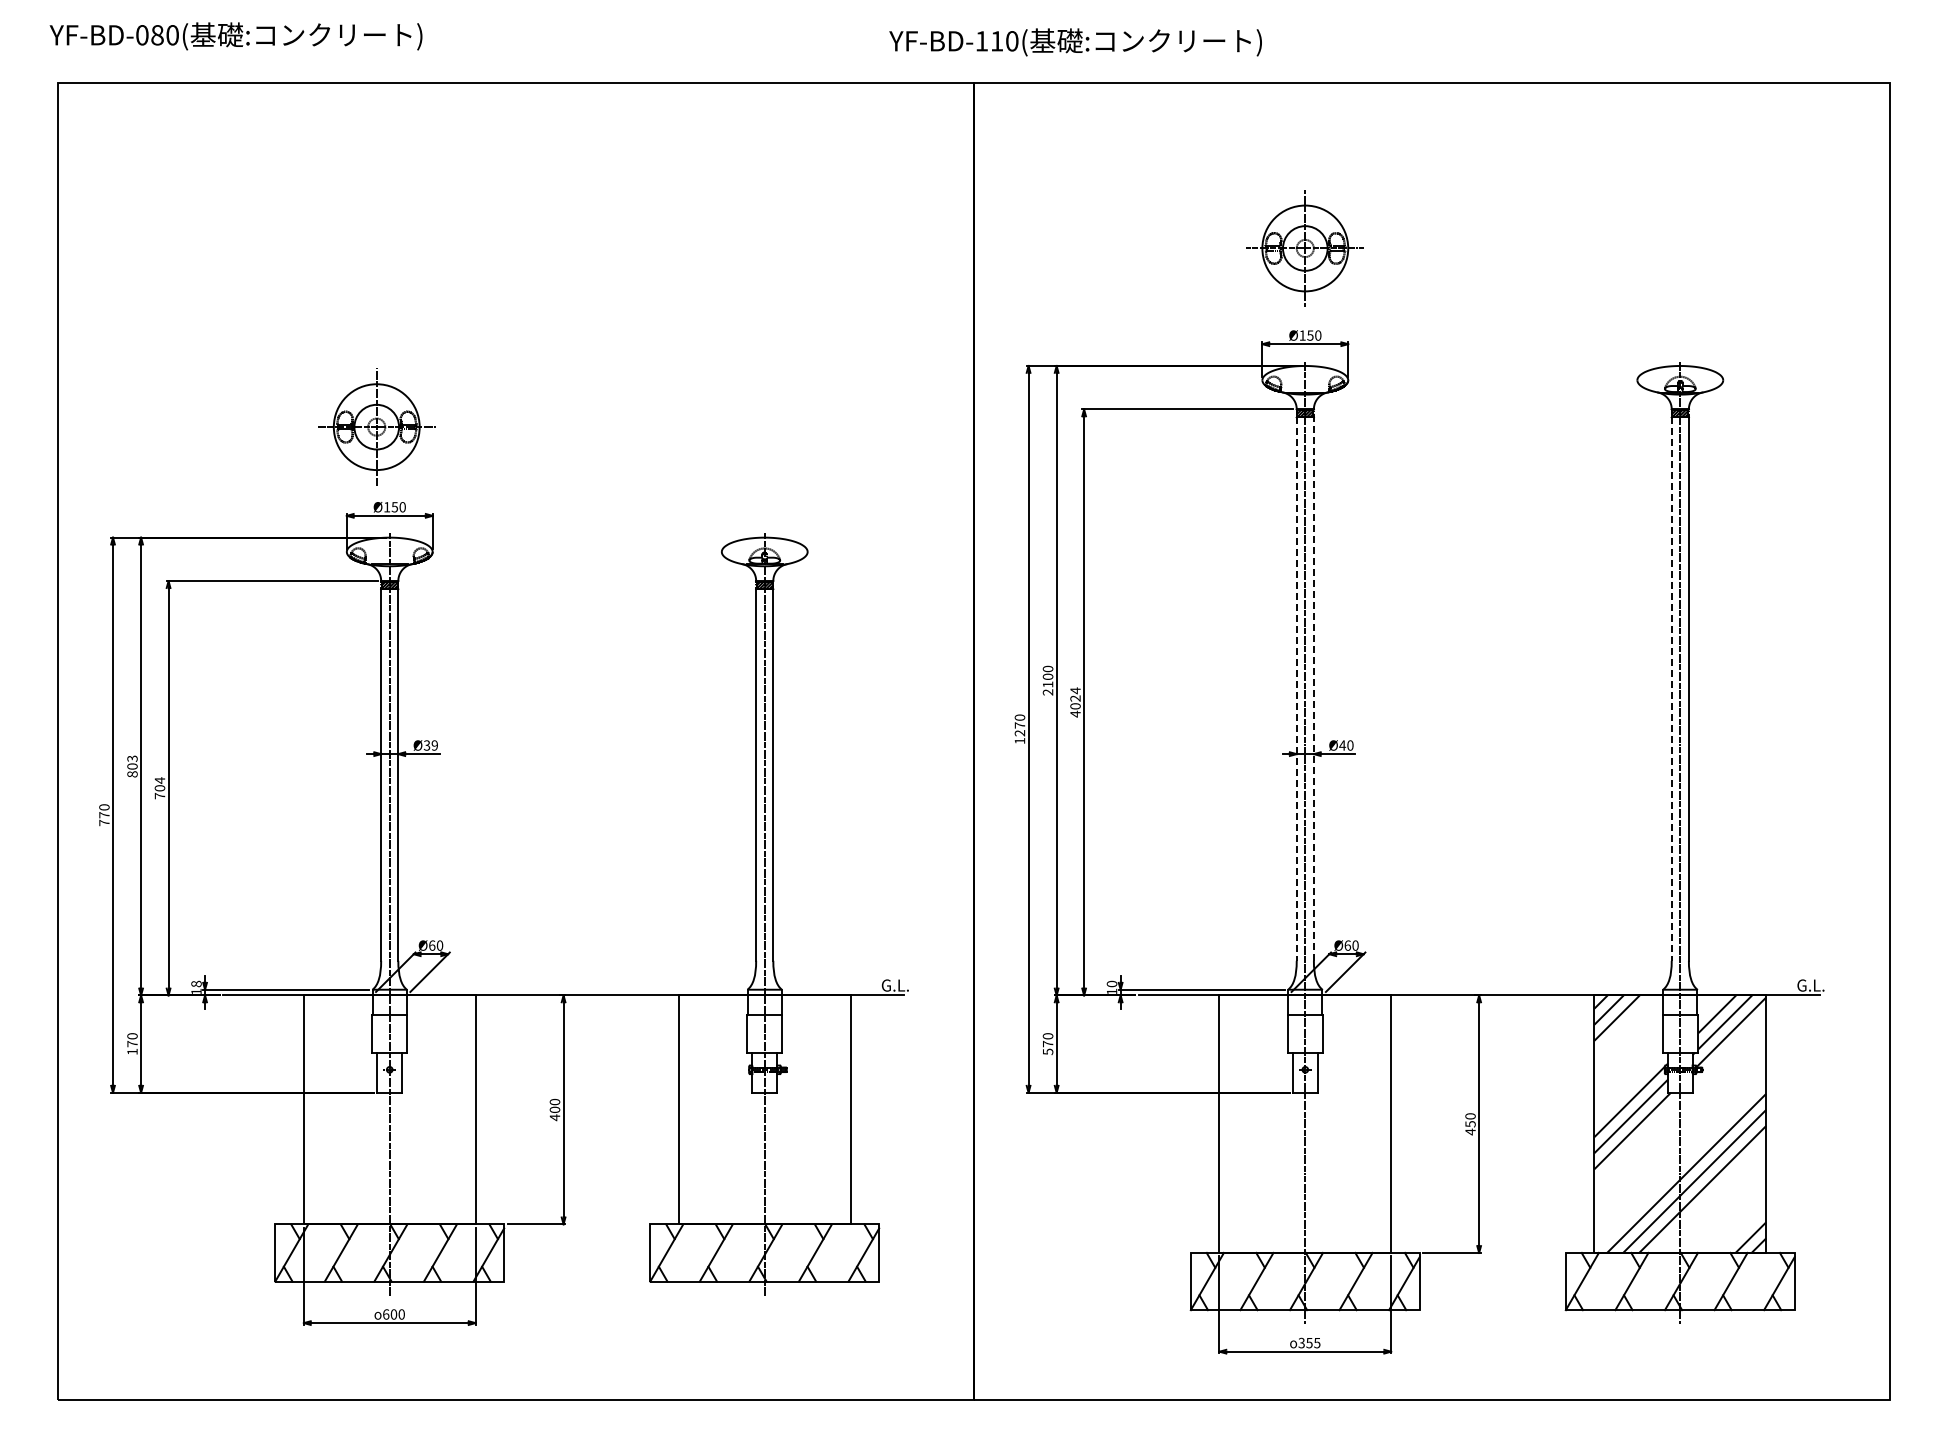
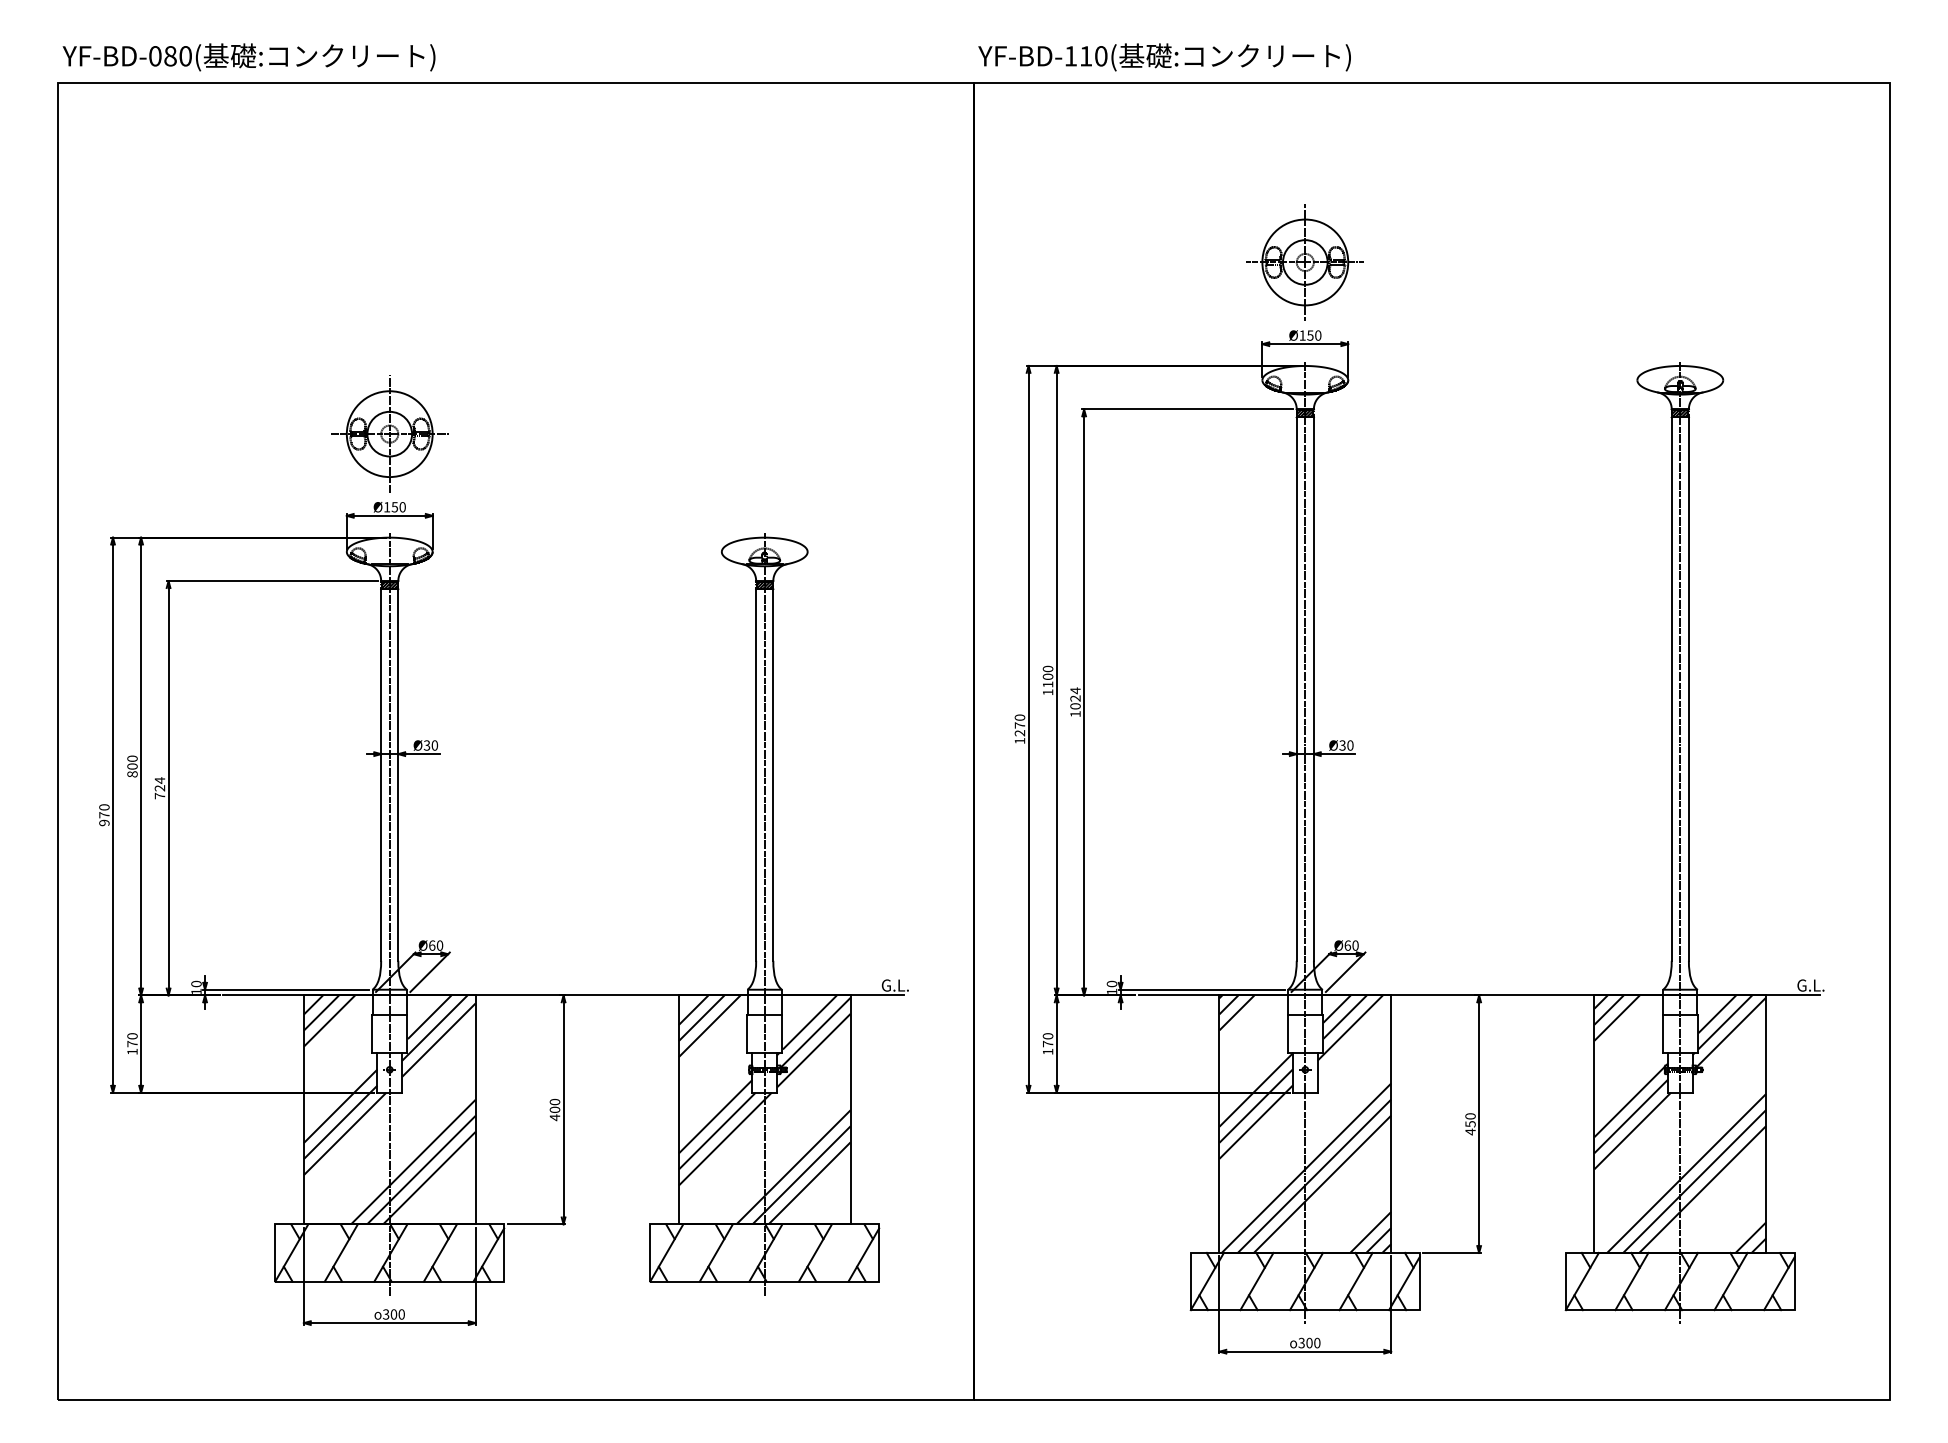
text position: (235, 36) -> (248, 57) (248, 57)
text position: (1075, 42) -> (1164, 57) (1164, 57)
part position: (1304, 248) -> (1304, 262) (1304, 262)
part position: (376, 426) -> (389, 433) (389, 433)
line: dashed -> solid (1296, 689)
line: dashed -> solid (1313, 689)
line: dashed -> solid (1671, 689)
text: 2100 -> 1100 (1047, 692)
text: 4024 -> 1024 (1075, 713)
text: Ø39 -> Ø30 (434, 745)
text: Ø40 -> Ø30 (1342, 745)
text: 803 -> 800 (132, 758)
text: 704 -> 724 (159, 788)
text: 770 -> 970 (104, 822)
text: 18 -> 10 (196, 983)
text: 570 -> 170 (1048, 1051)
hatch: none -> present (389, 1109)
hatch: none -> present (764, 1109)
hatch: none -> present (1305, 1123)
text: 600 -> 300 (386, 1314)
text: 355 -> 300 (1313, 1342)
